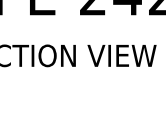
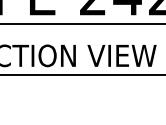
line: none -> present (82, 23)
line: none -> present (82, 74)
